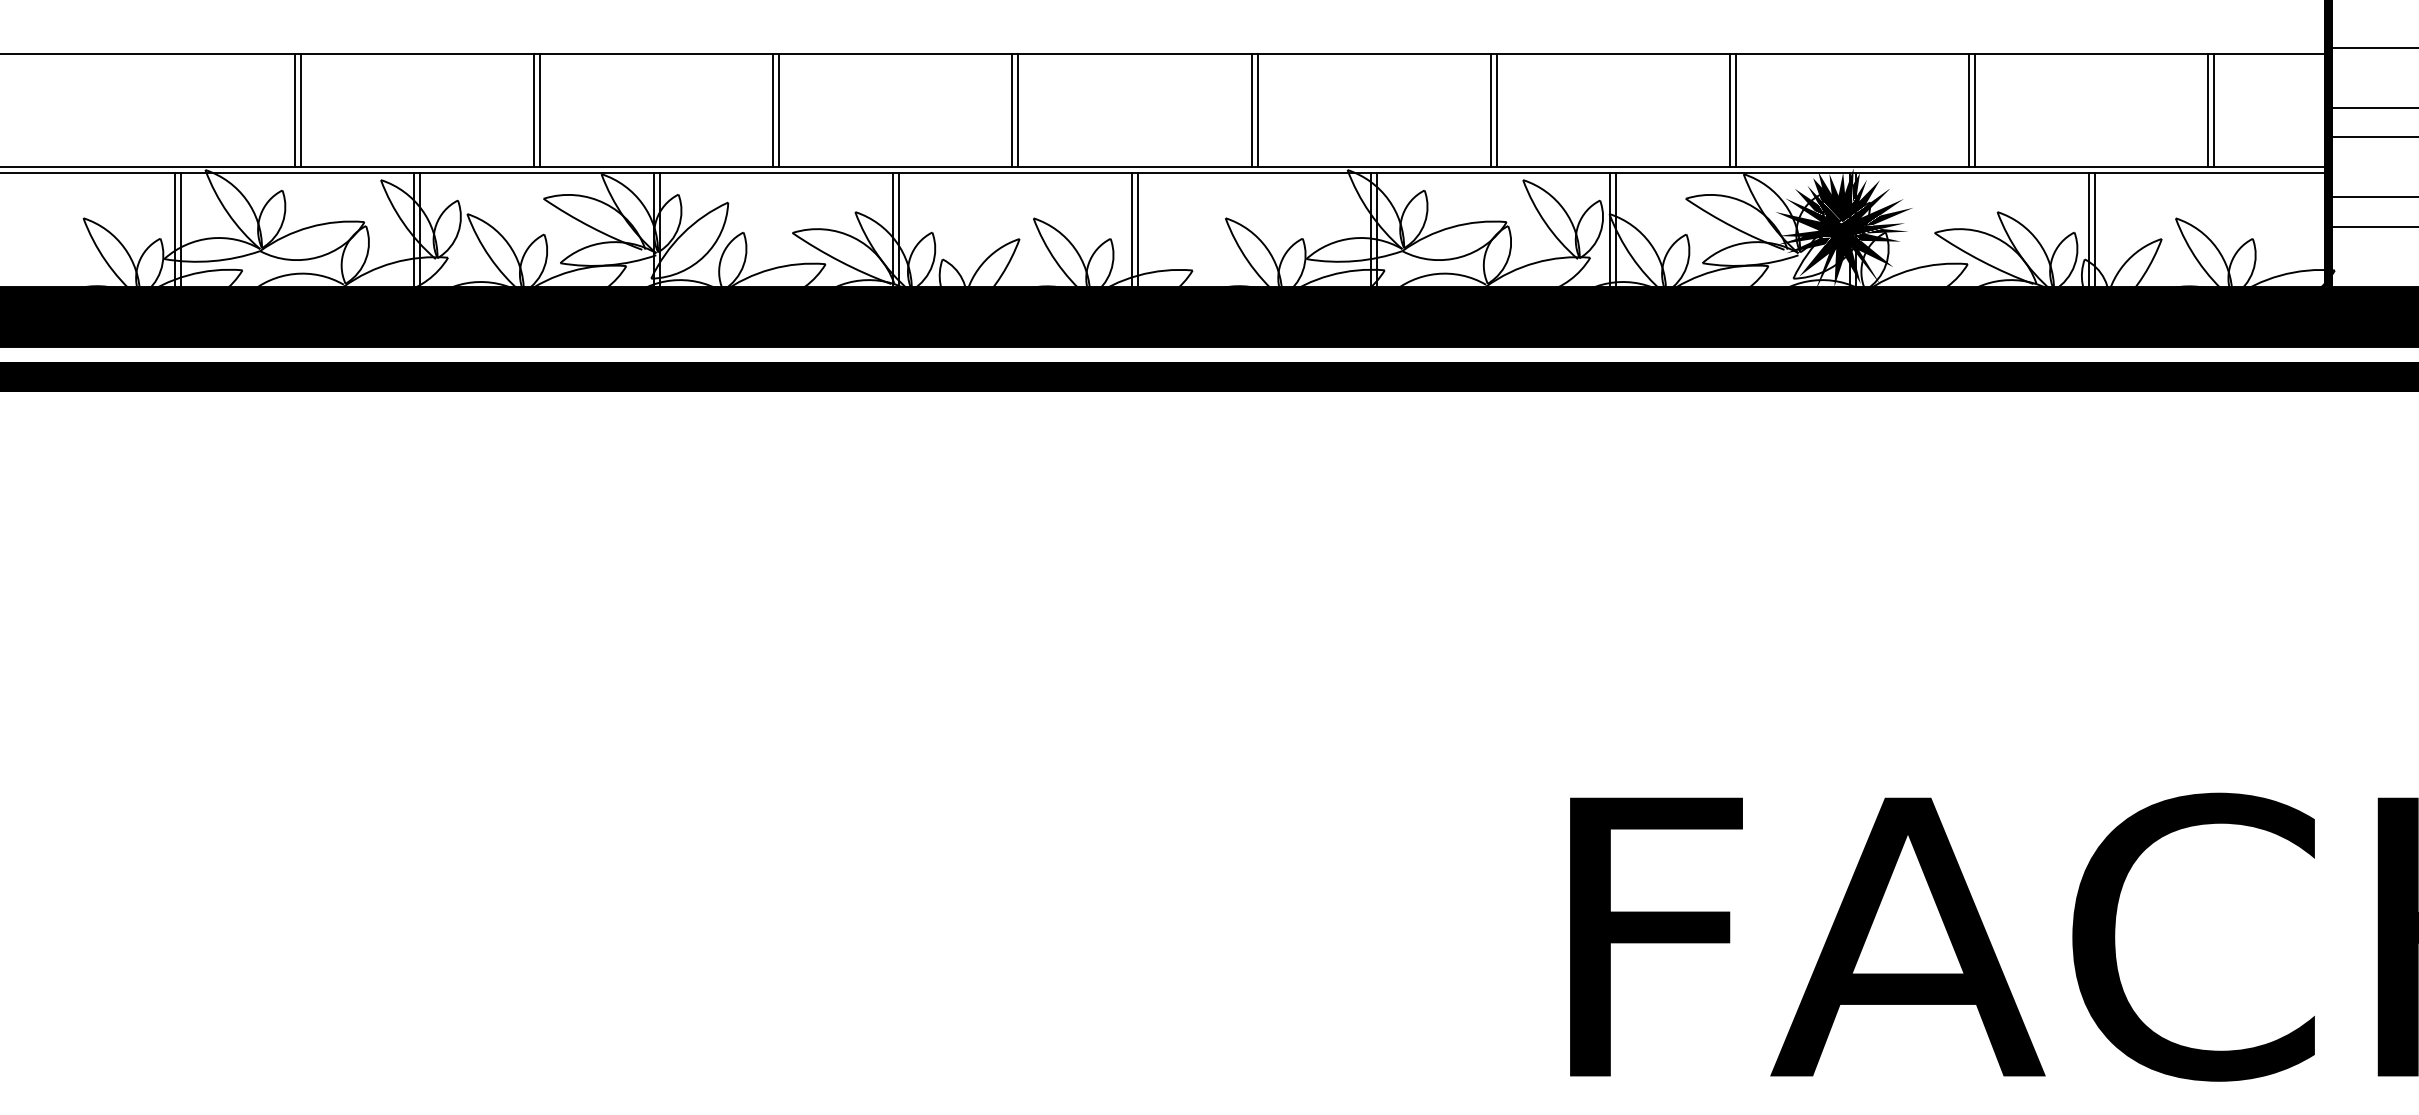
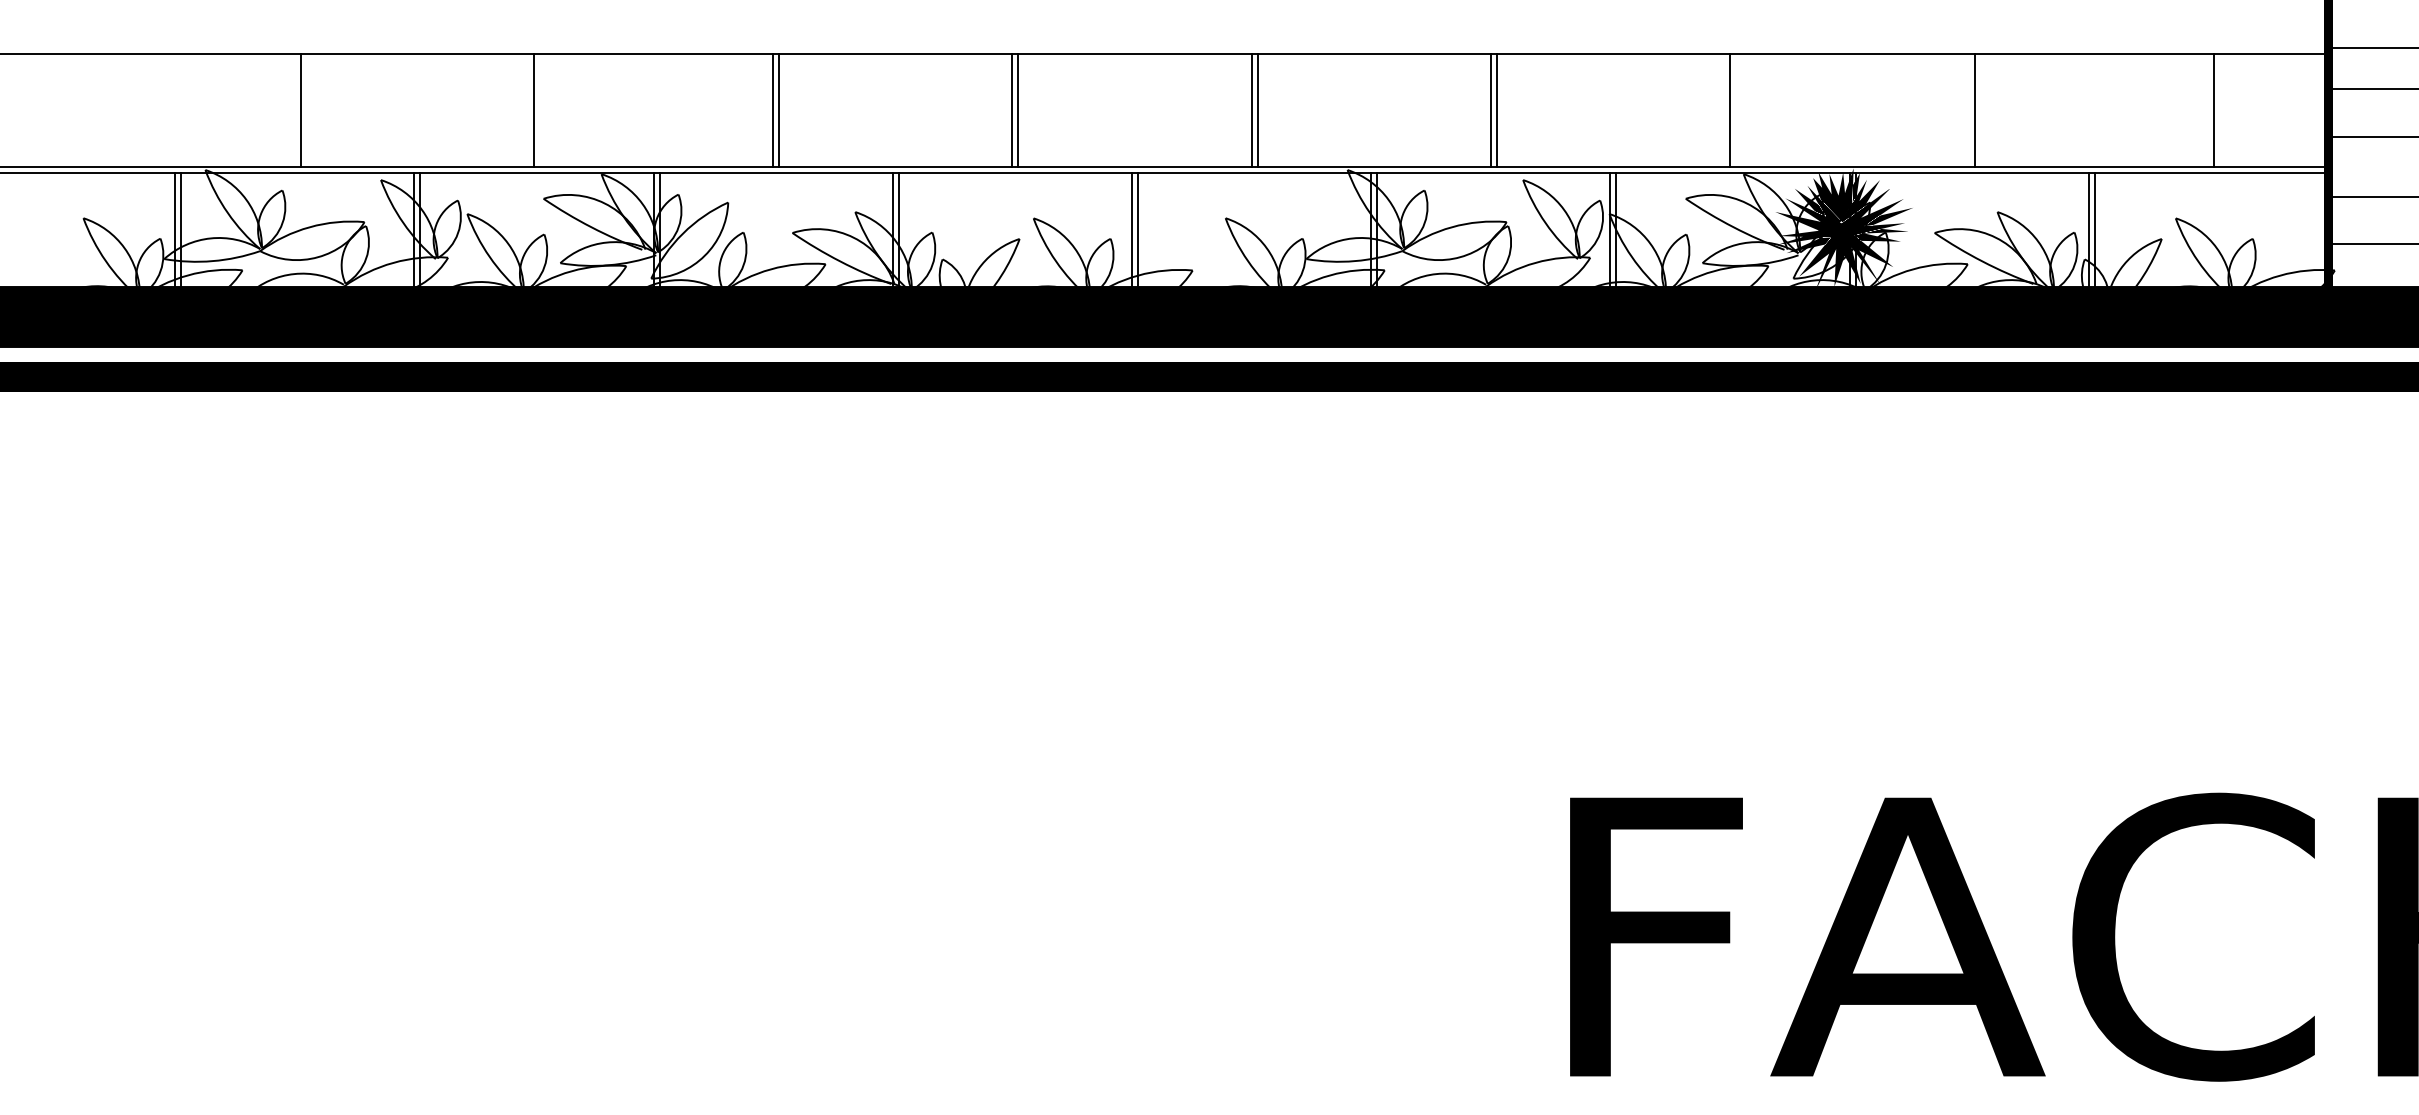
line position: (2371, 107) -> (2371, 88) (2371, 88)
line: present -> none (294, 110)
line: present -> none (540, 110)
line: present -> none (1736, 110)
line: present -> none (1969, 110)
line: present -> none (2208, 110)
line position: (2371, 227) -> (2371, 244) (2371, 244)
